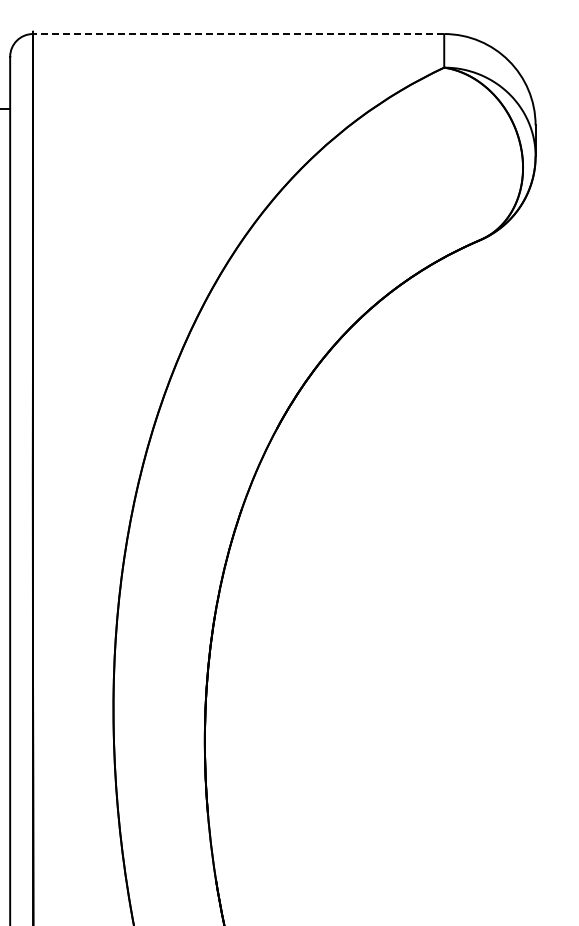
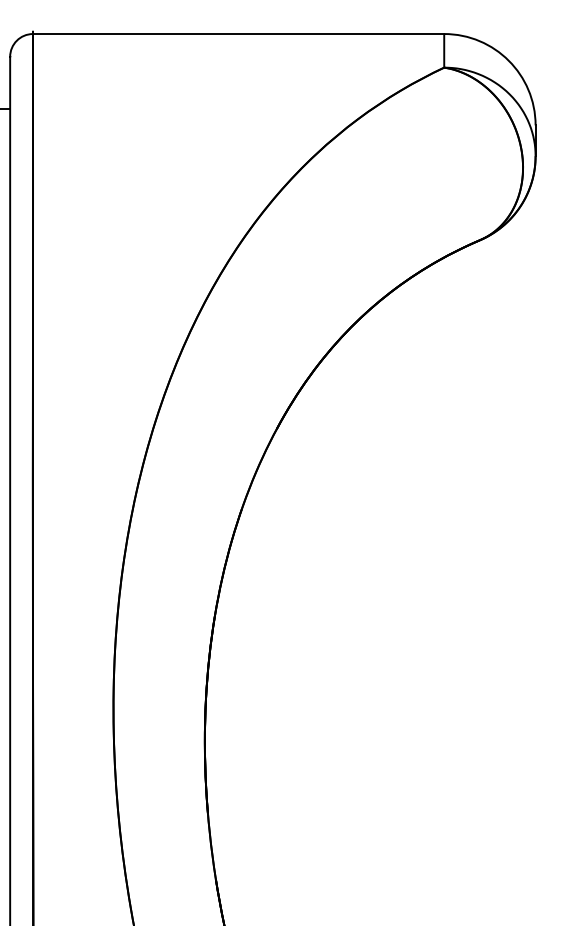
line: dashed -> solid (238, 34)
